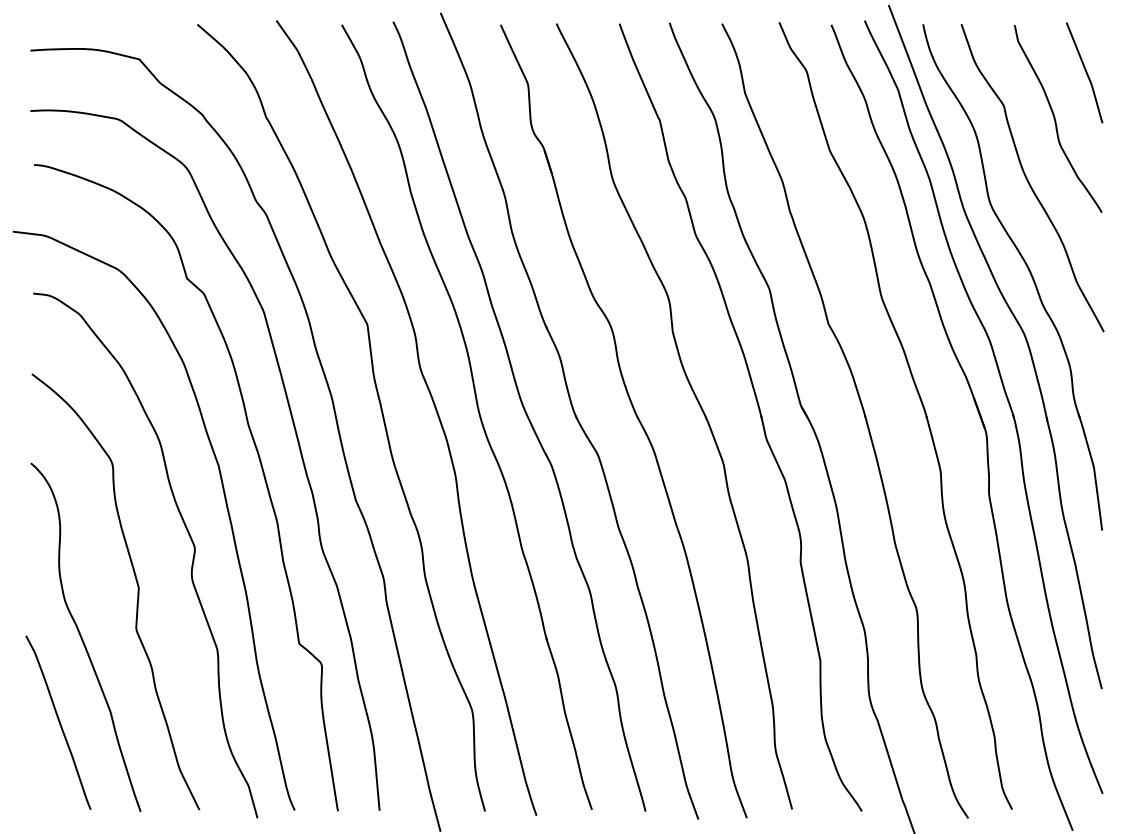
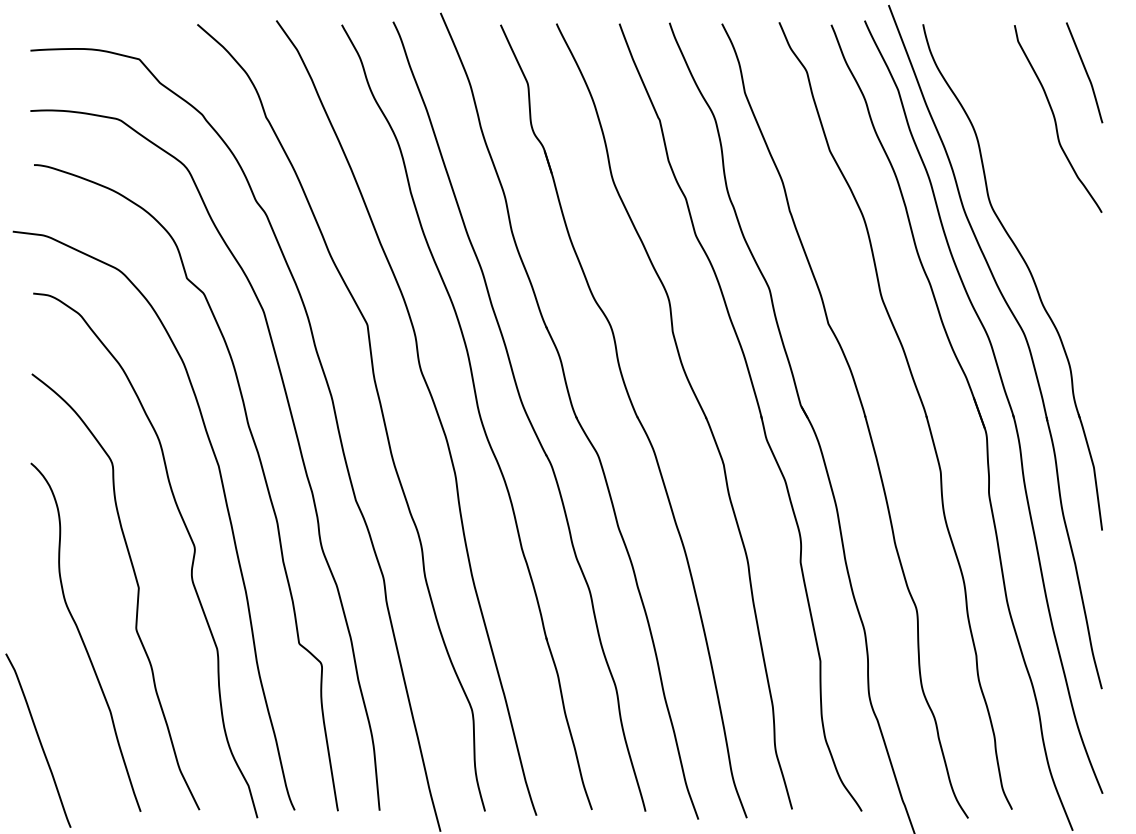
curve: present -> none (1028, 179)
curve position: (58, 722) -> (38, 740) (38, 740)
